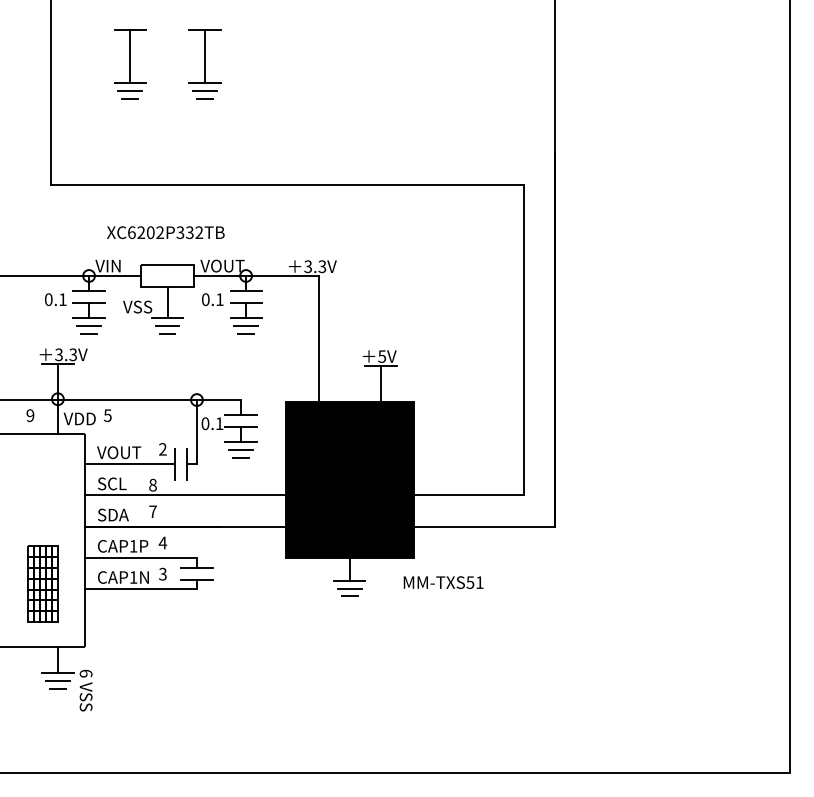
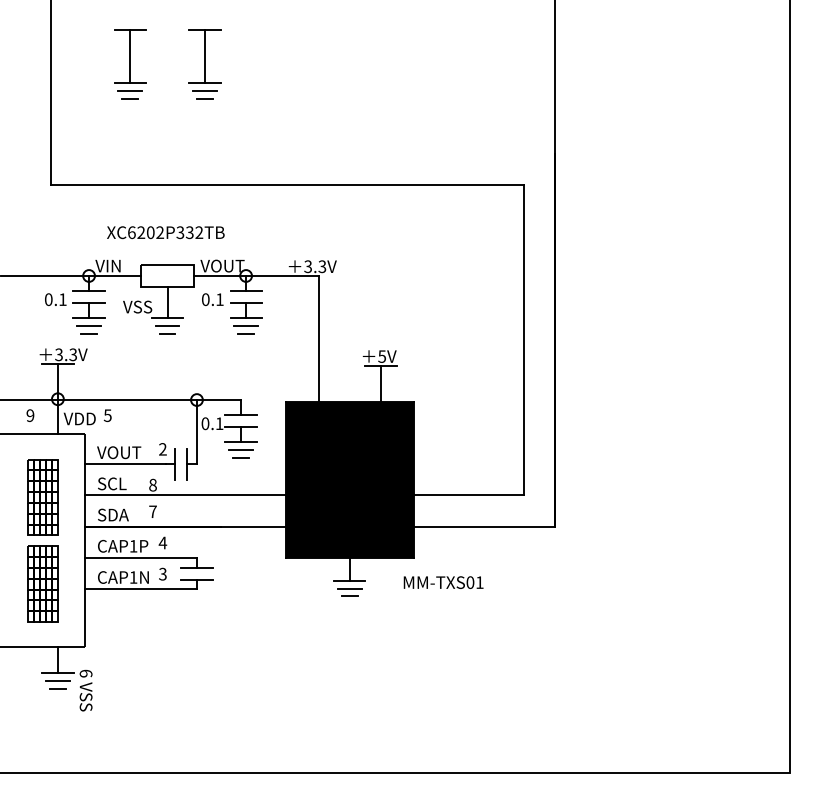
part: none -> present (42, 497)
text: MM-TXS51 -> MM-TXS01 (470, 582)
